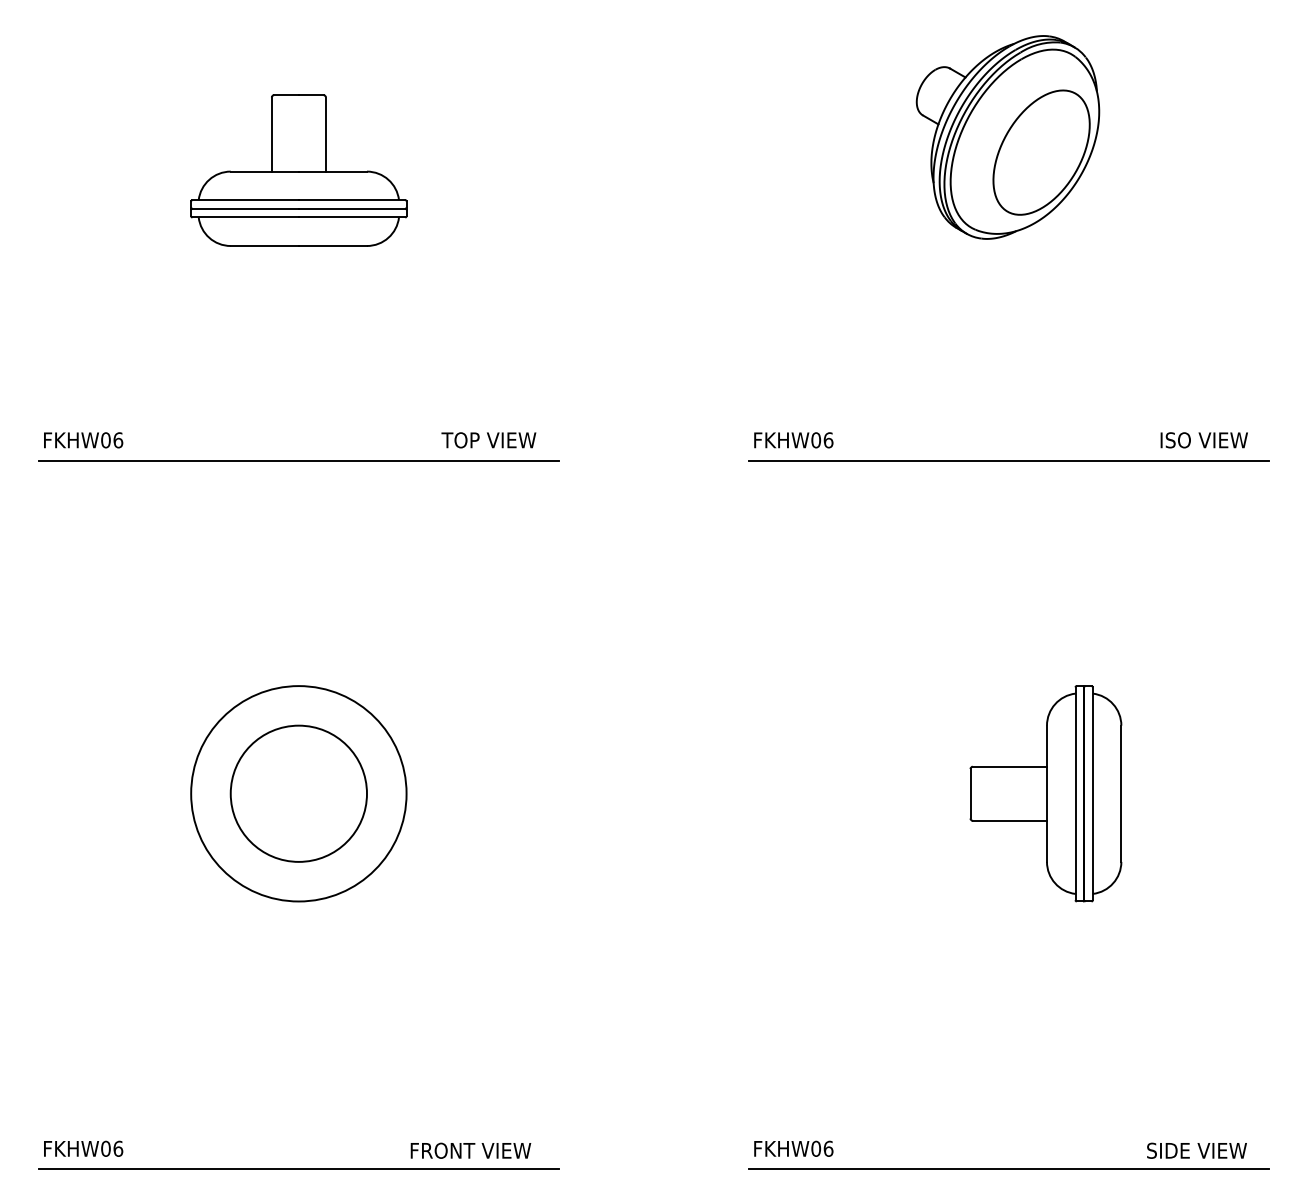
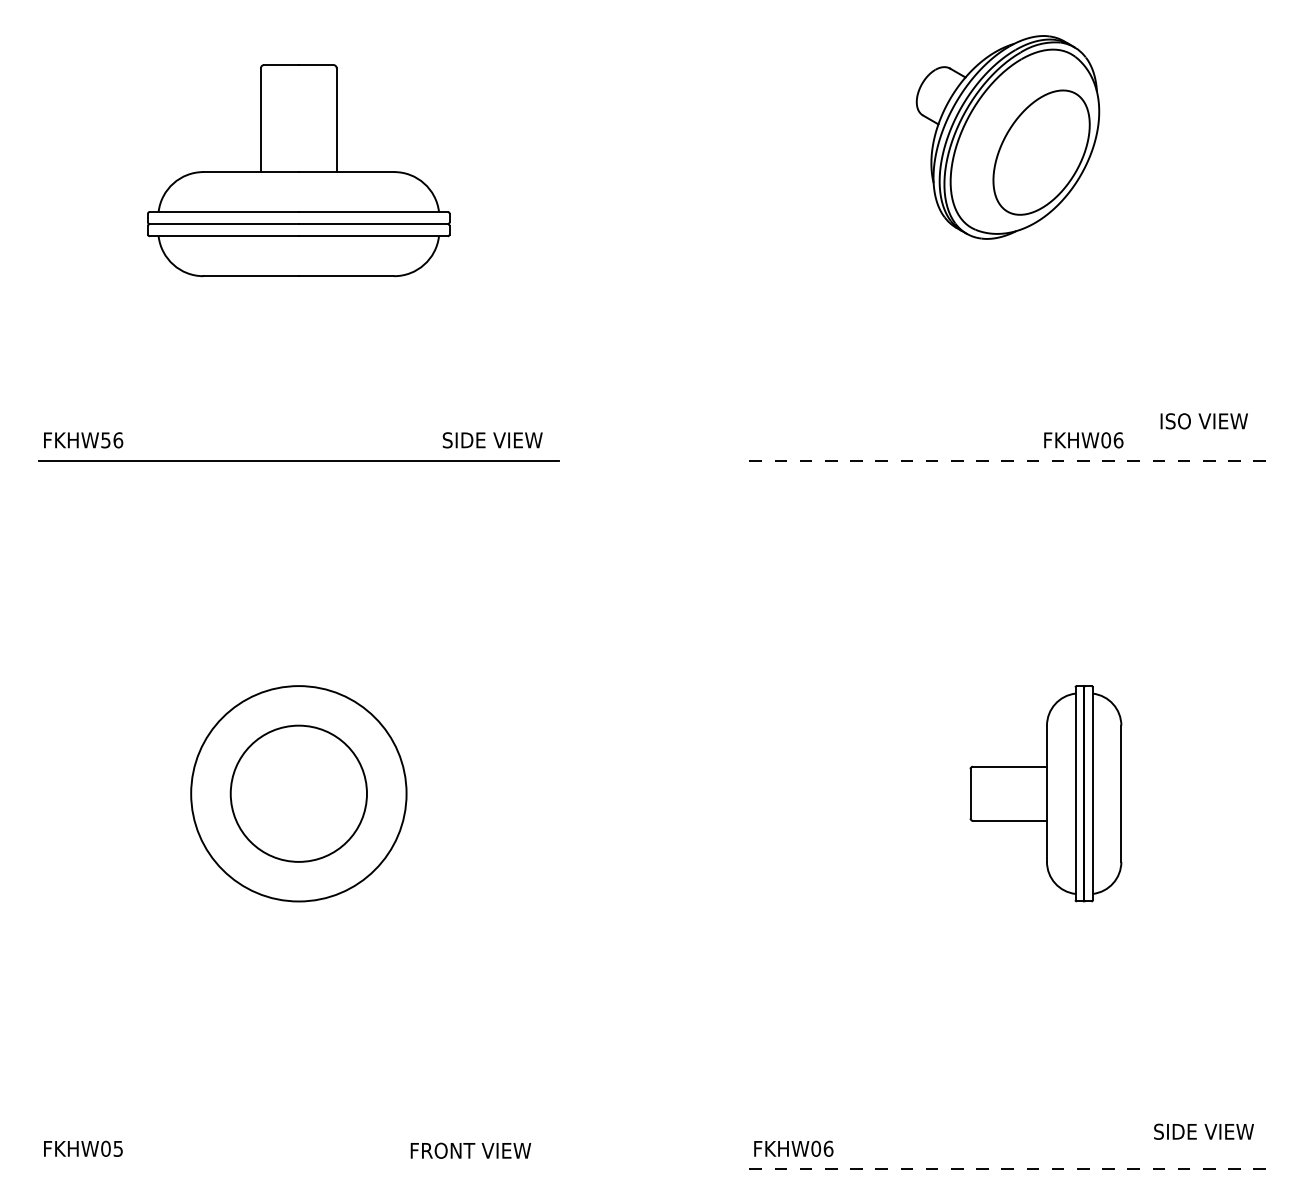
part size: 218x153 px -> 304x214 px (298, 170)
text: FKHW06 -> FKHW56 (105, 440)
text: TOP VIEW -> SIDE VIEW (491, 440)
text position: (793, 440) -> (1083, 440) (1083, 440)
text position: (1203, 440) -> (1203, 421) (1203, 421)
line: solid -> dashed (1009, 460)
text: FKHW06 -> FKHW05 (118, 1148)
text position: (1196, 1150) -> (1203, 1131) (1203, 1131)
line: present -> none (298, 1169)
line: solid -> dashed (1009, 1169)
